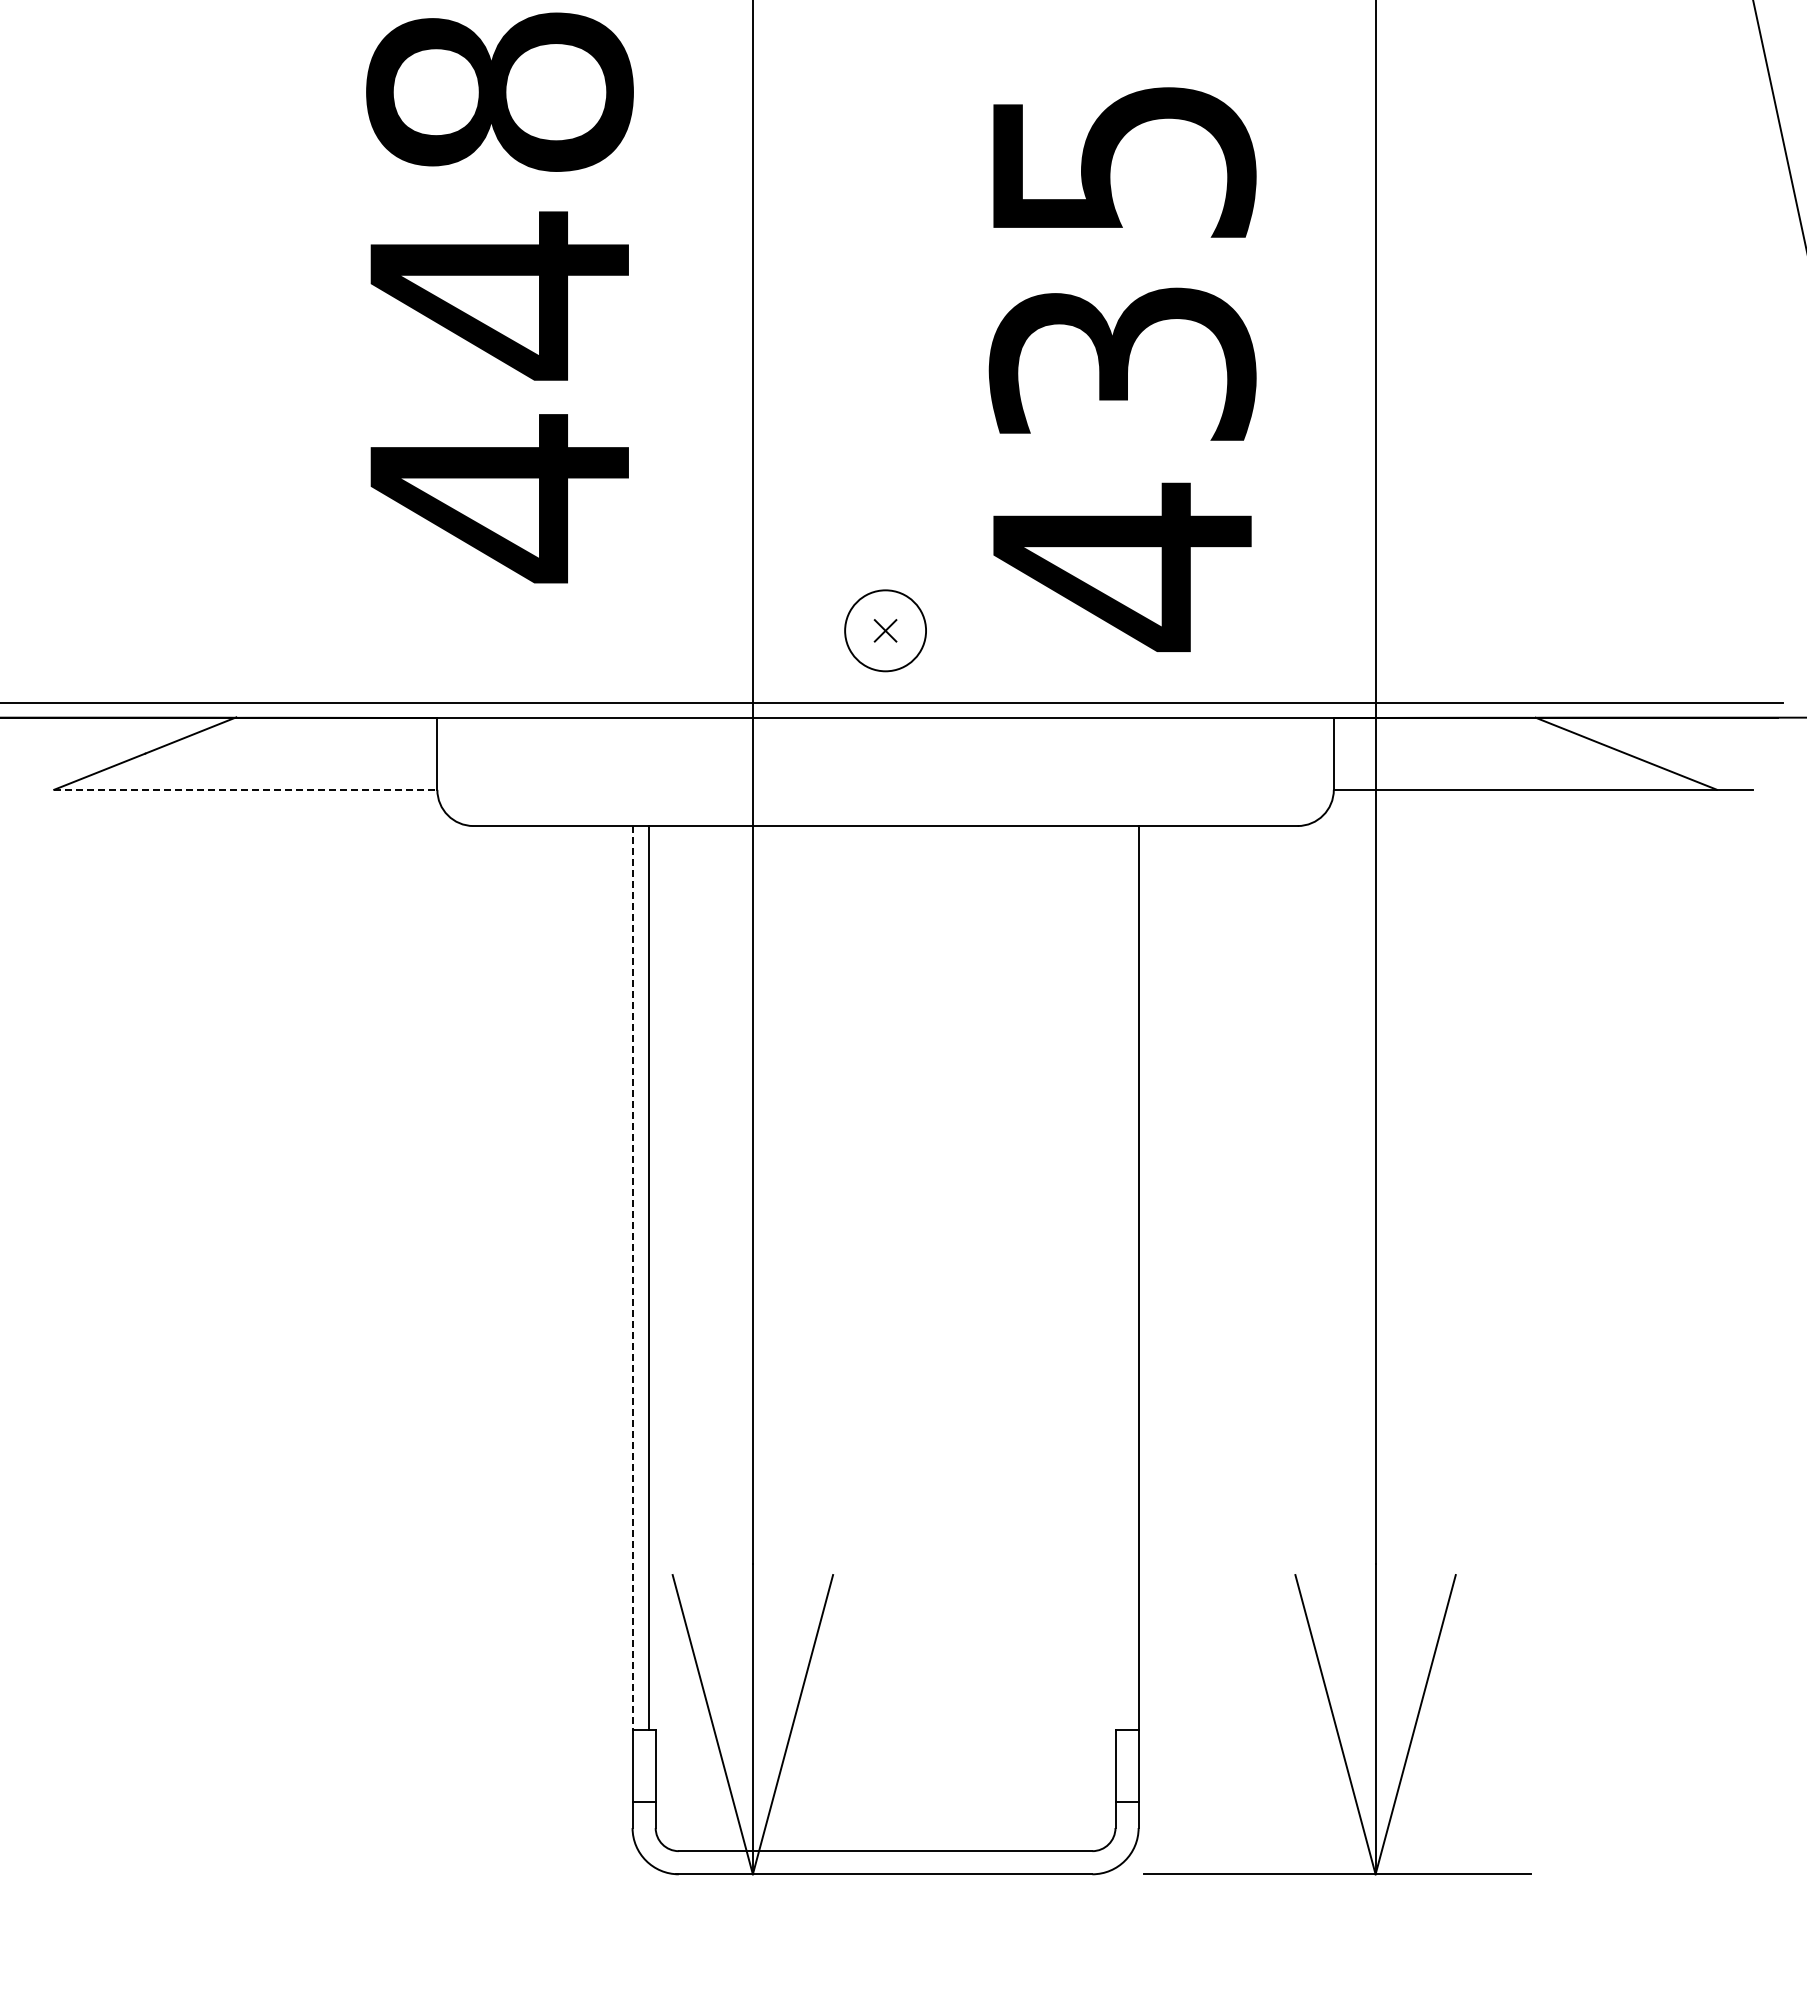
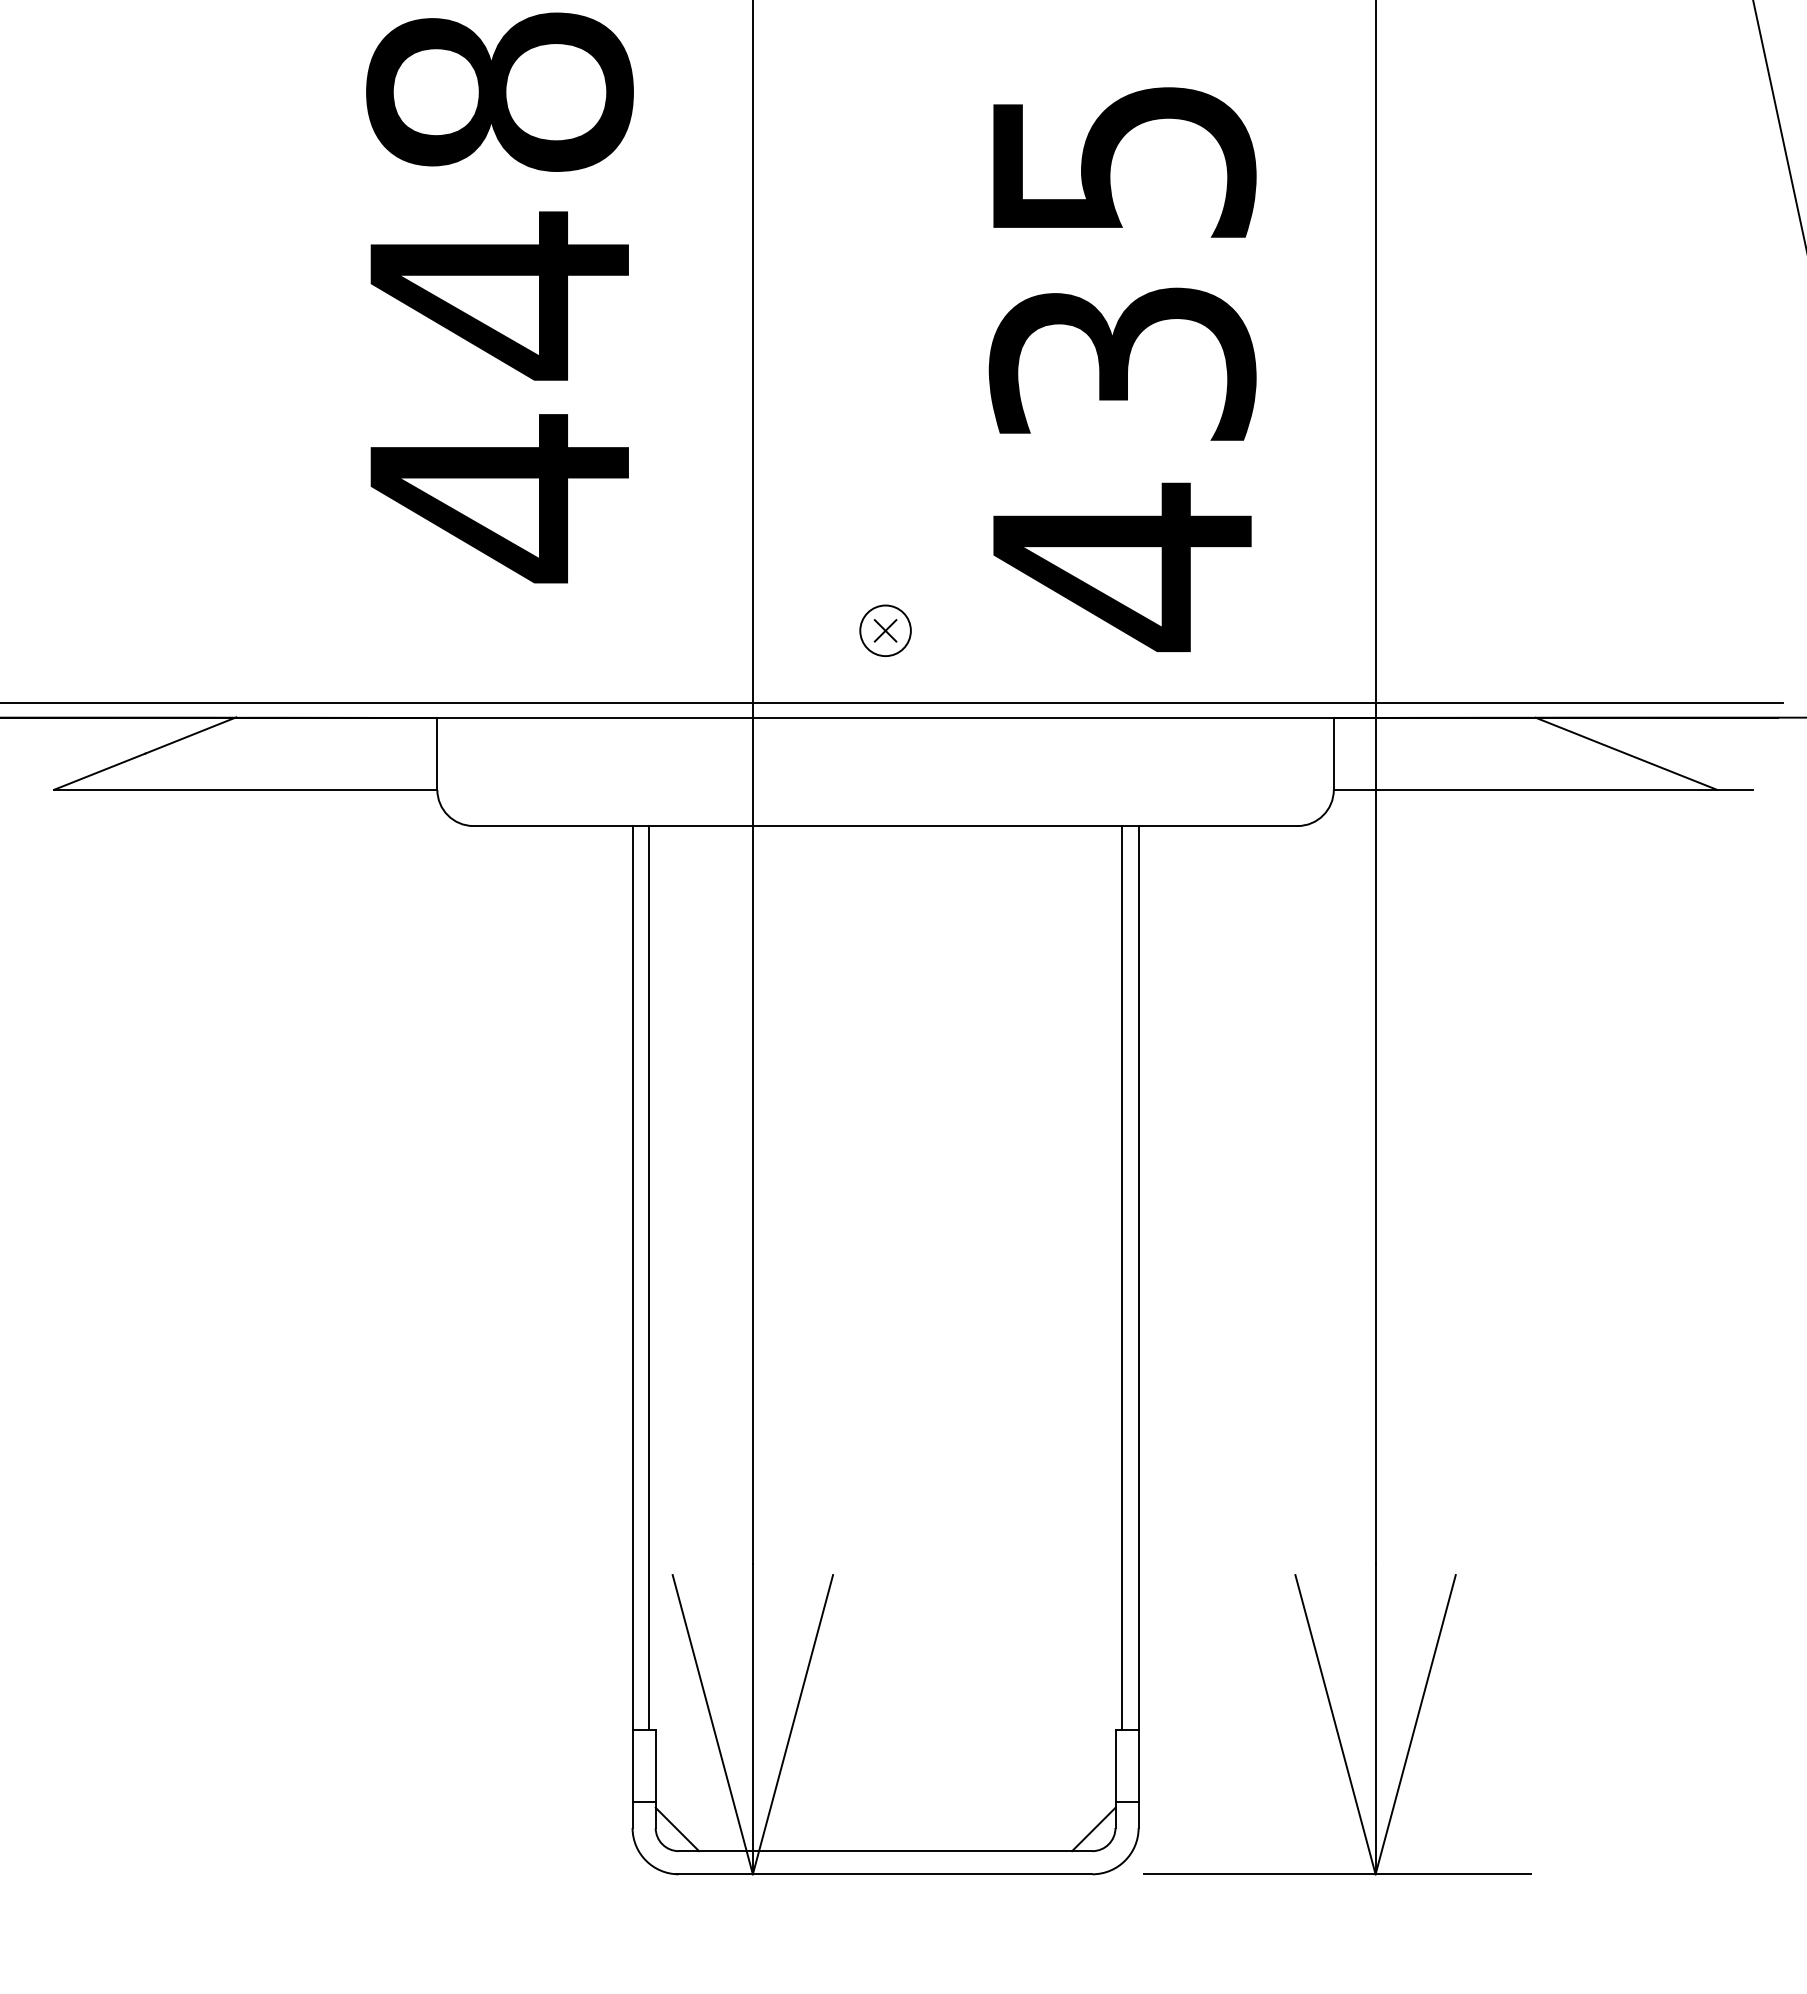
circle diameter: 81 px -> 51 px (885, 630)
line: dashed -> solid (245, 789)
line: dashed -> solid (632, 1277)
line: none -> present (1122, 1277)
line: none -> present (677, 1829)
line: none -> present (1093, 1829)
